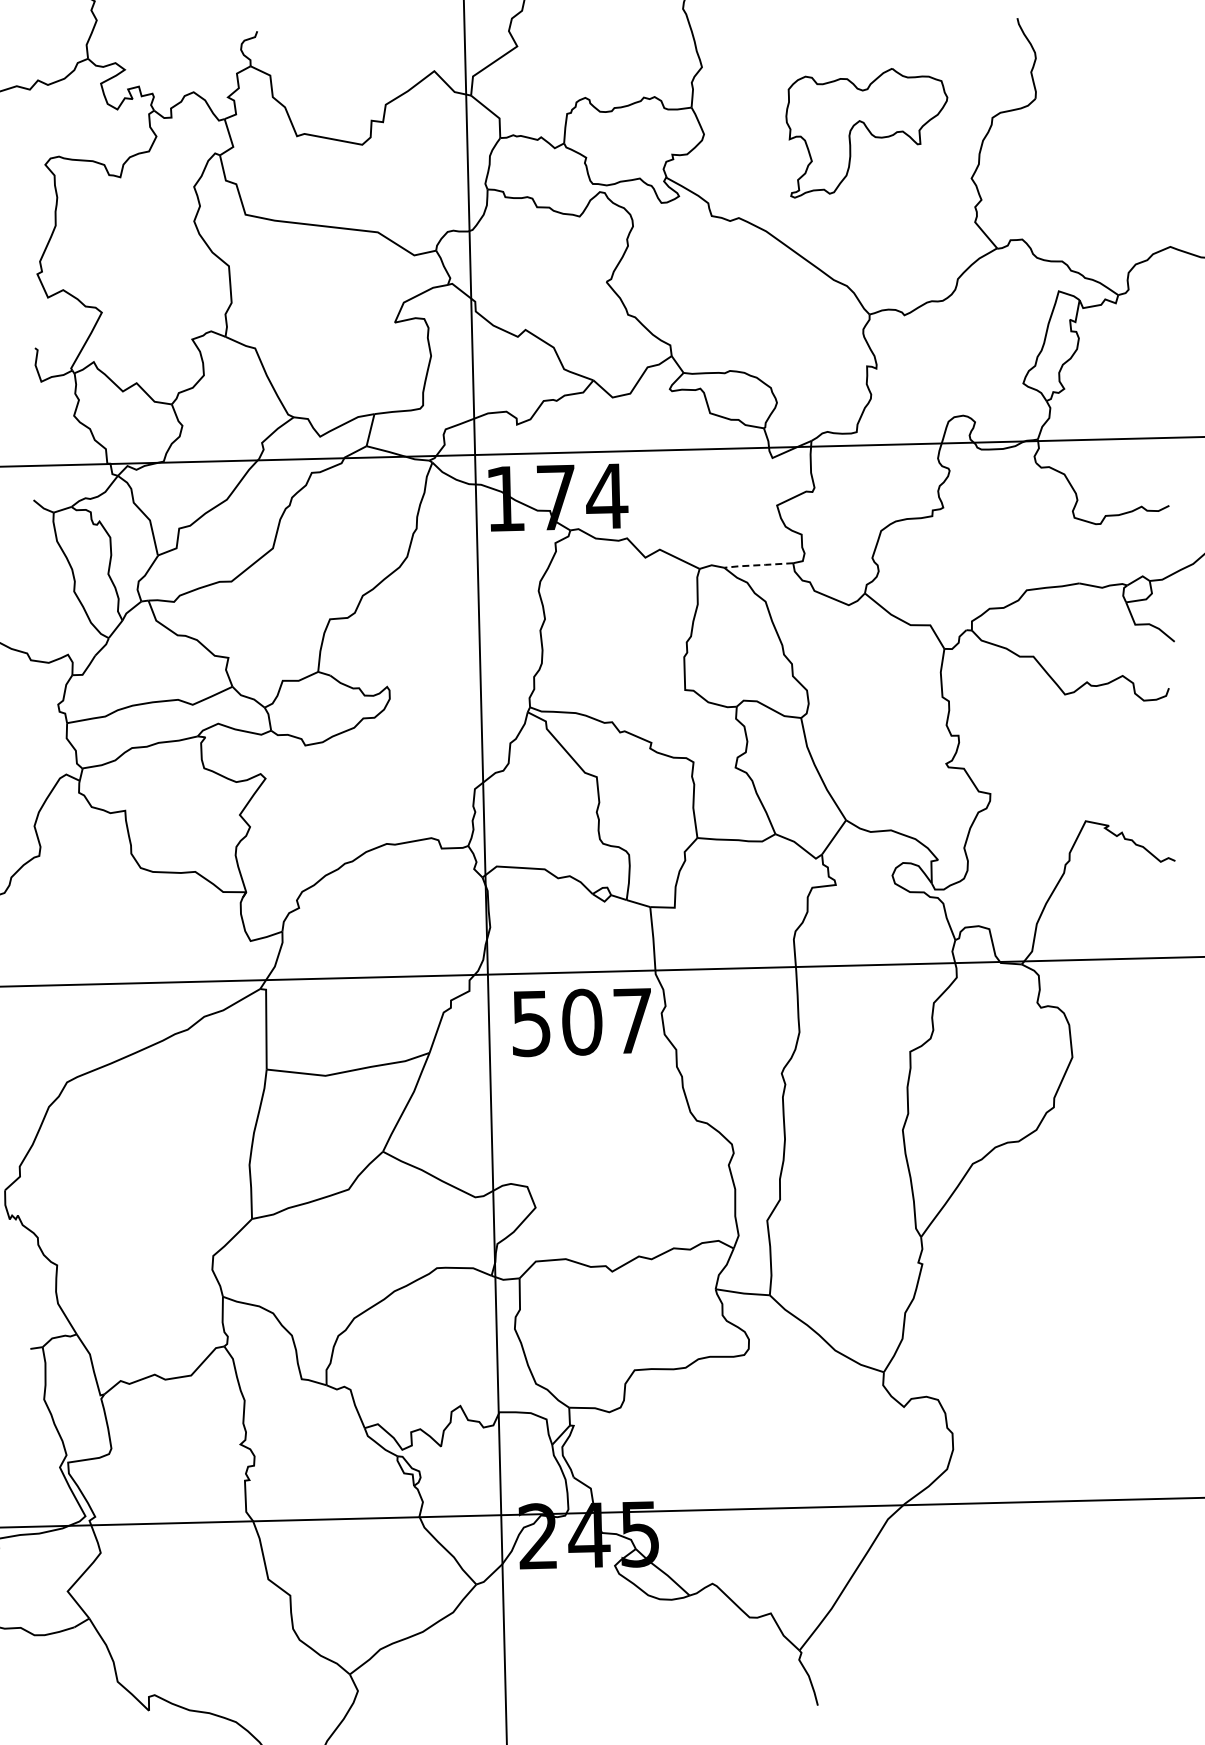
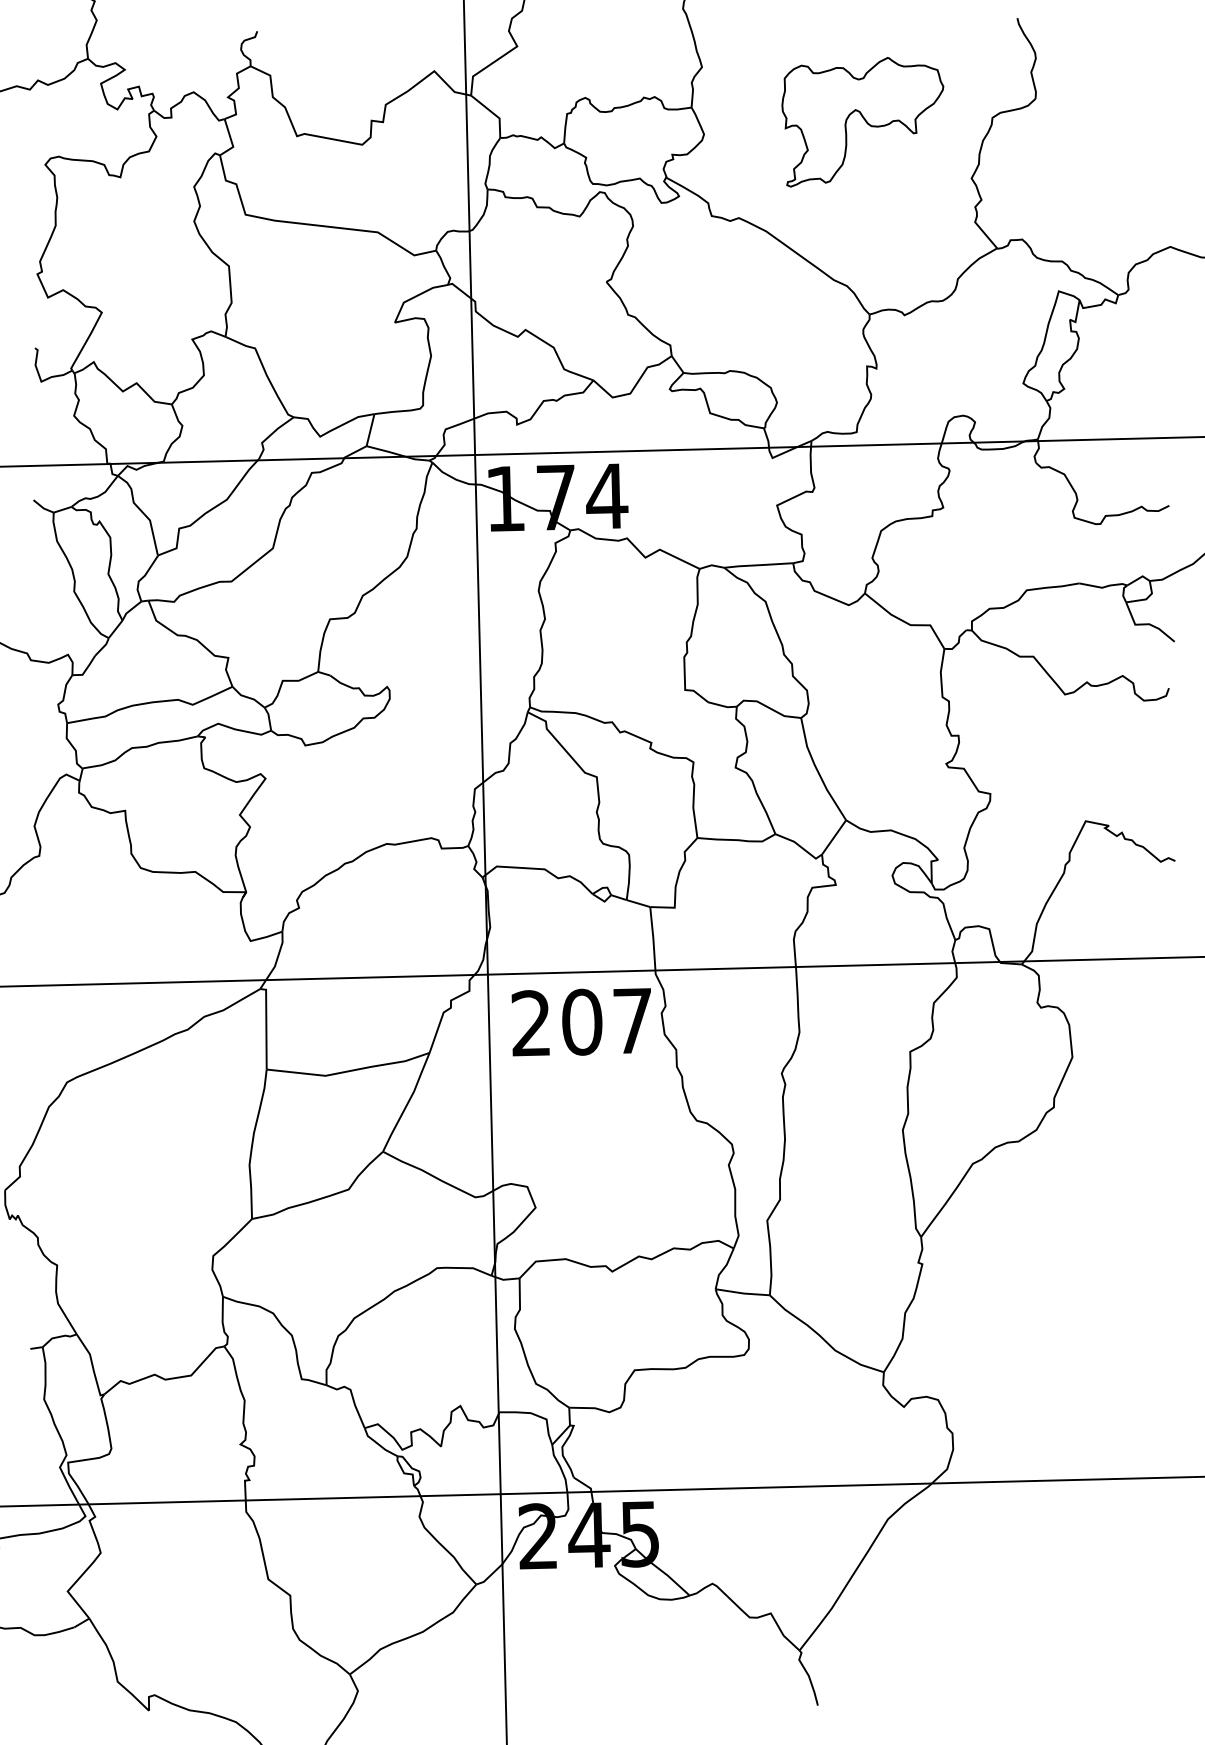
part position: (866, 133) -> (862, 122) (862, 122)
line: dashed -> solid (757, 565)
text: 507 -> 207 (530, 1023)
line position: (601, 1512) -> (601, 1491) (601, 1491)
